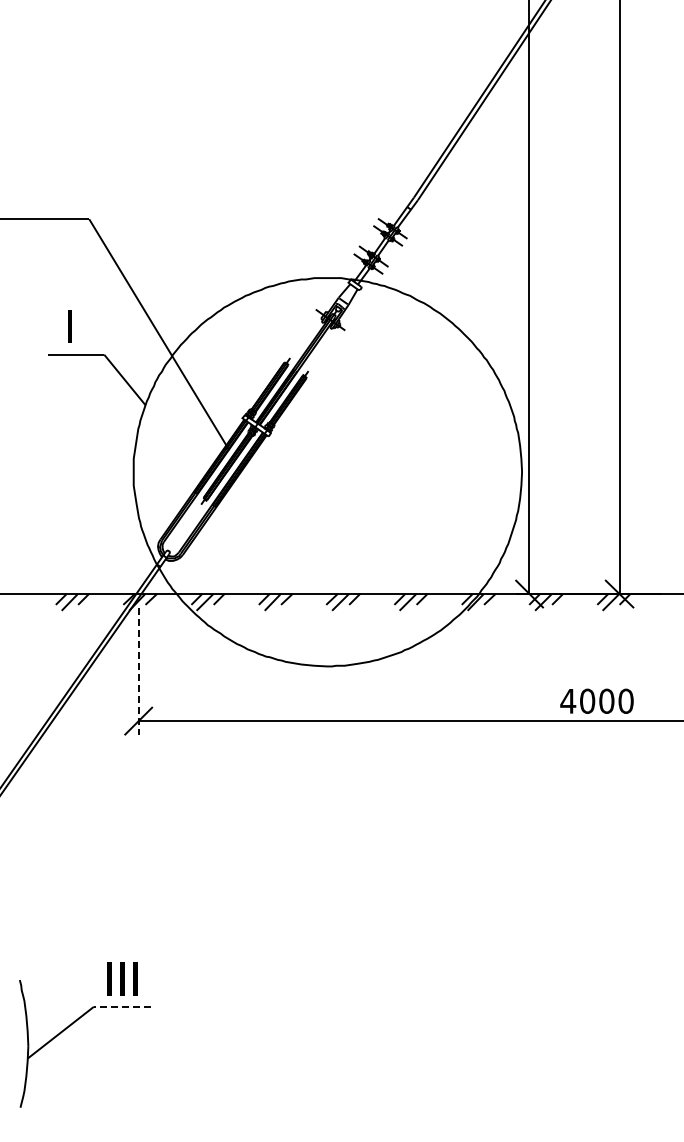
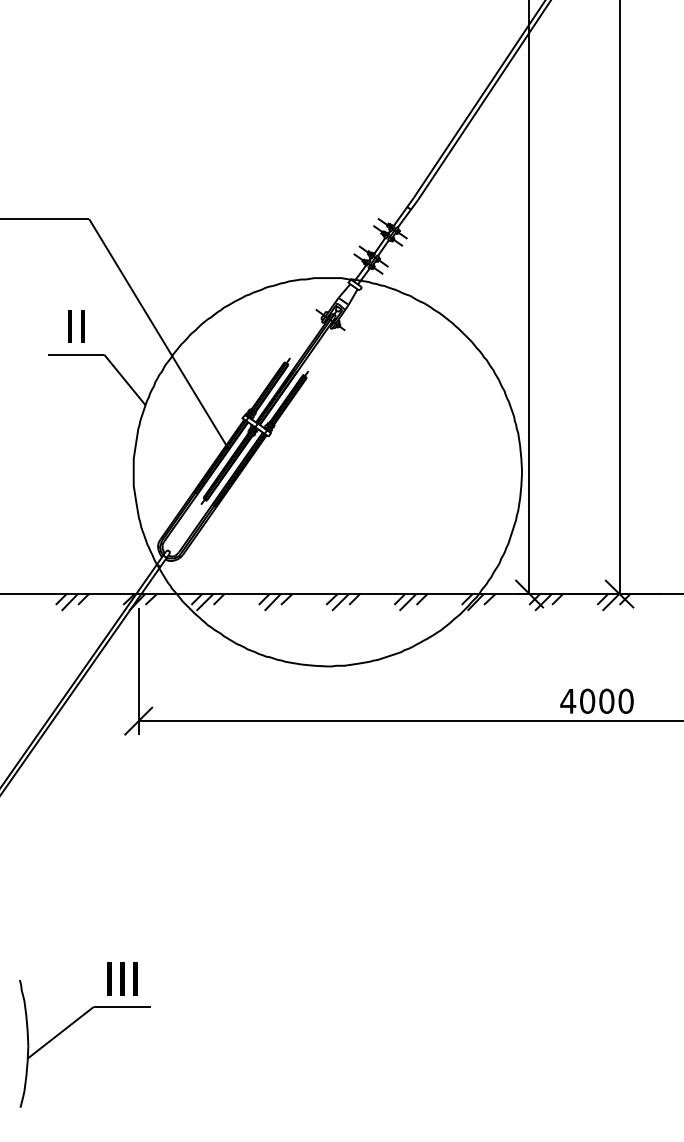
line: none -> present (82, 326)
line: dashed -> solid (139, 671)
line: dashed -> solid (121, 1006)
